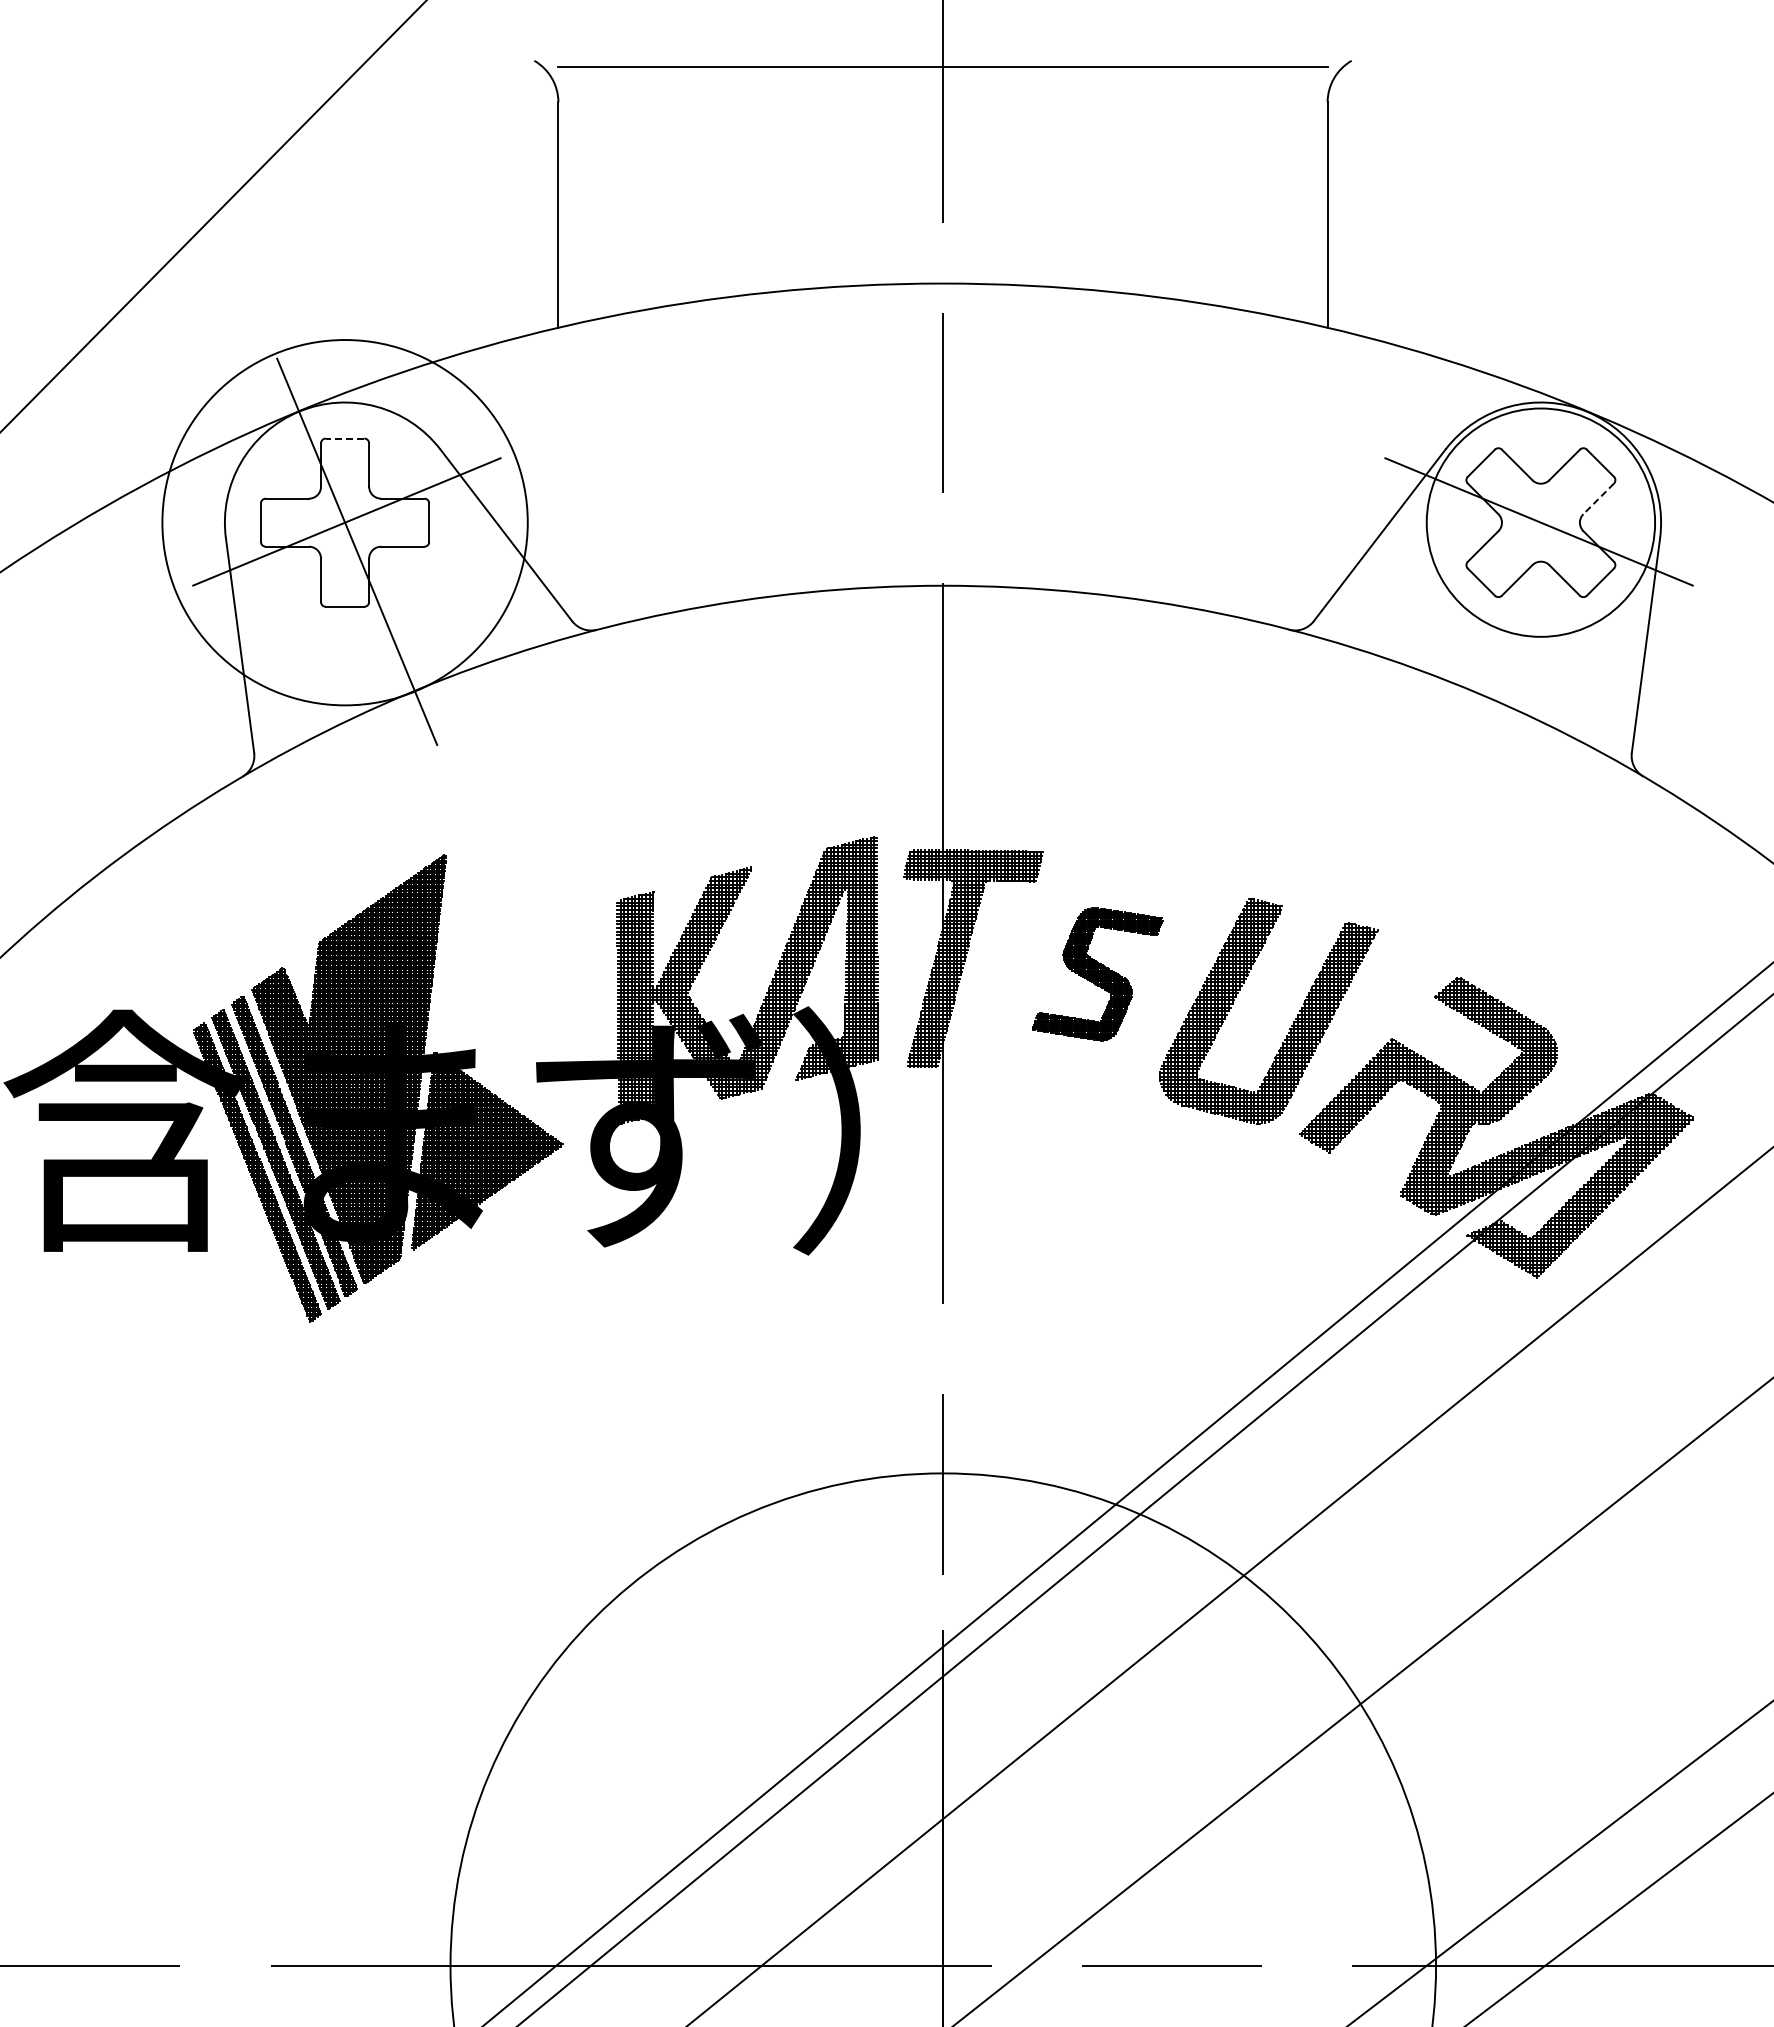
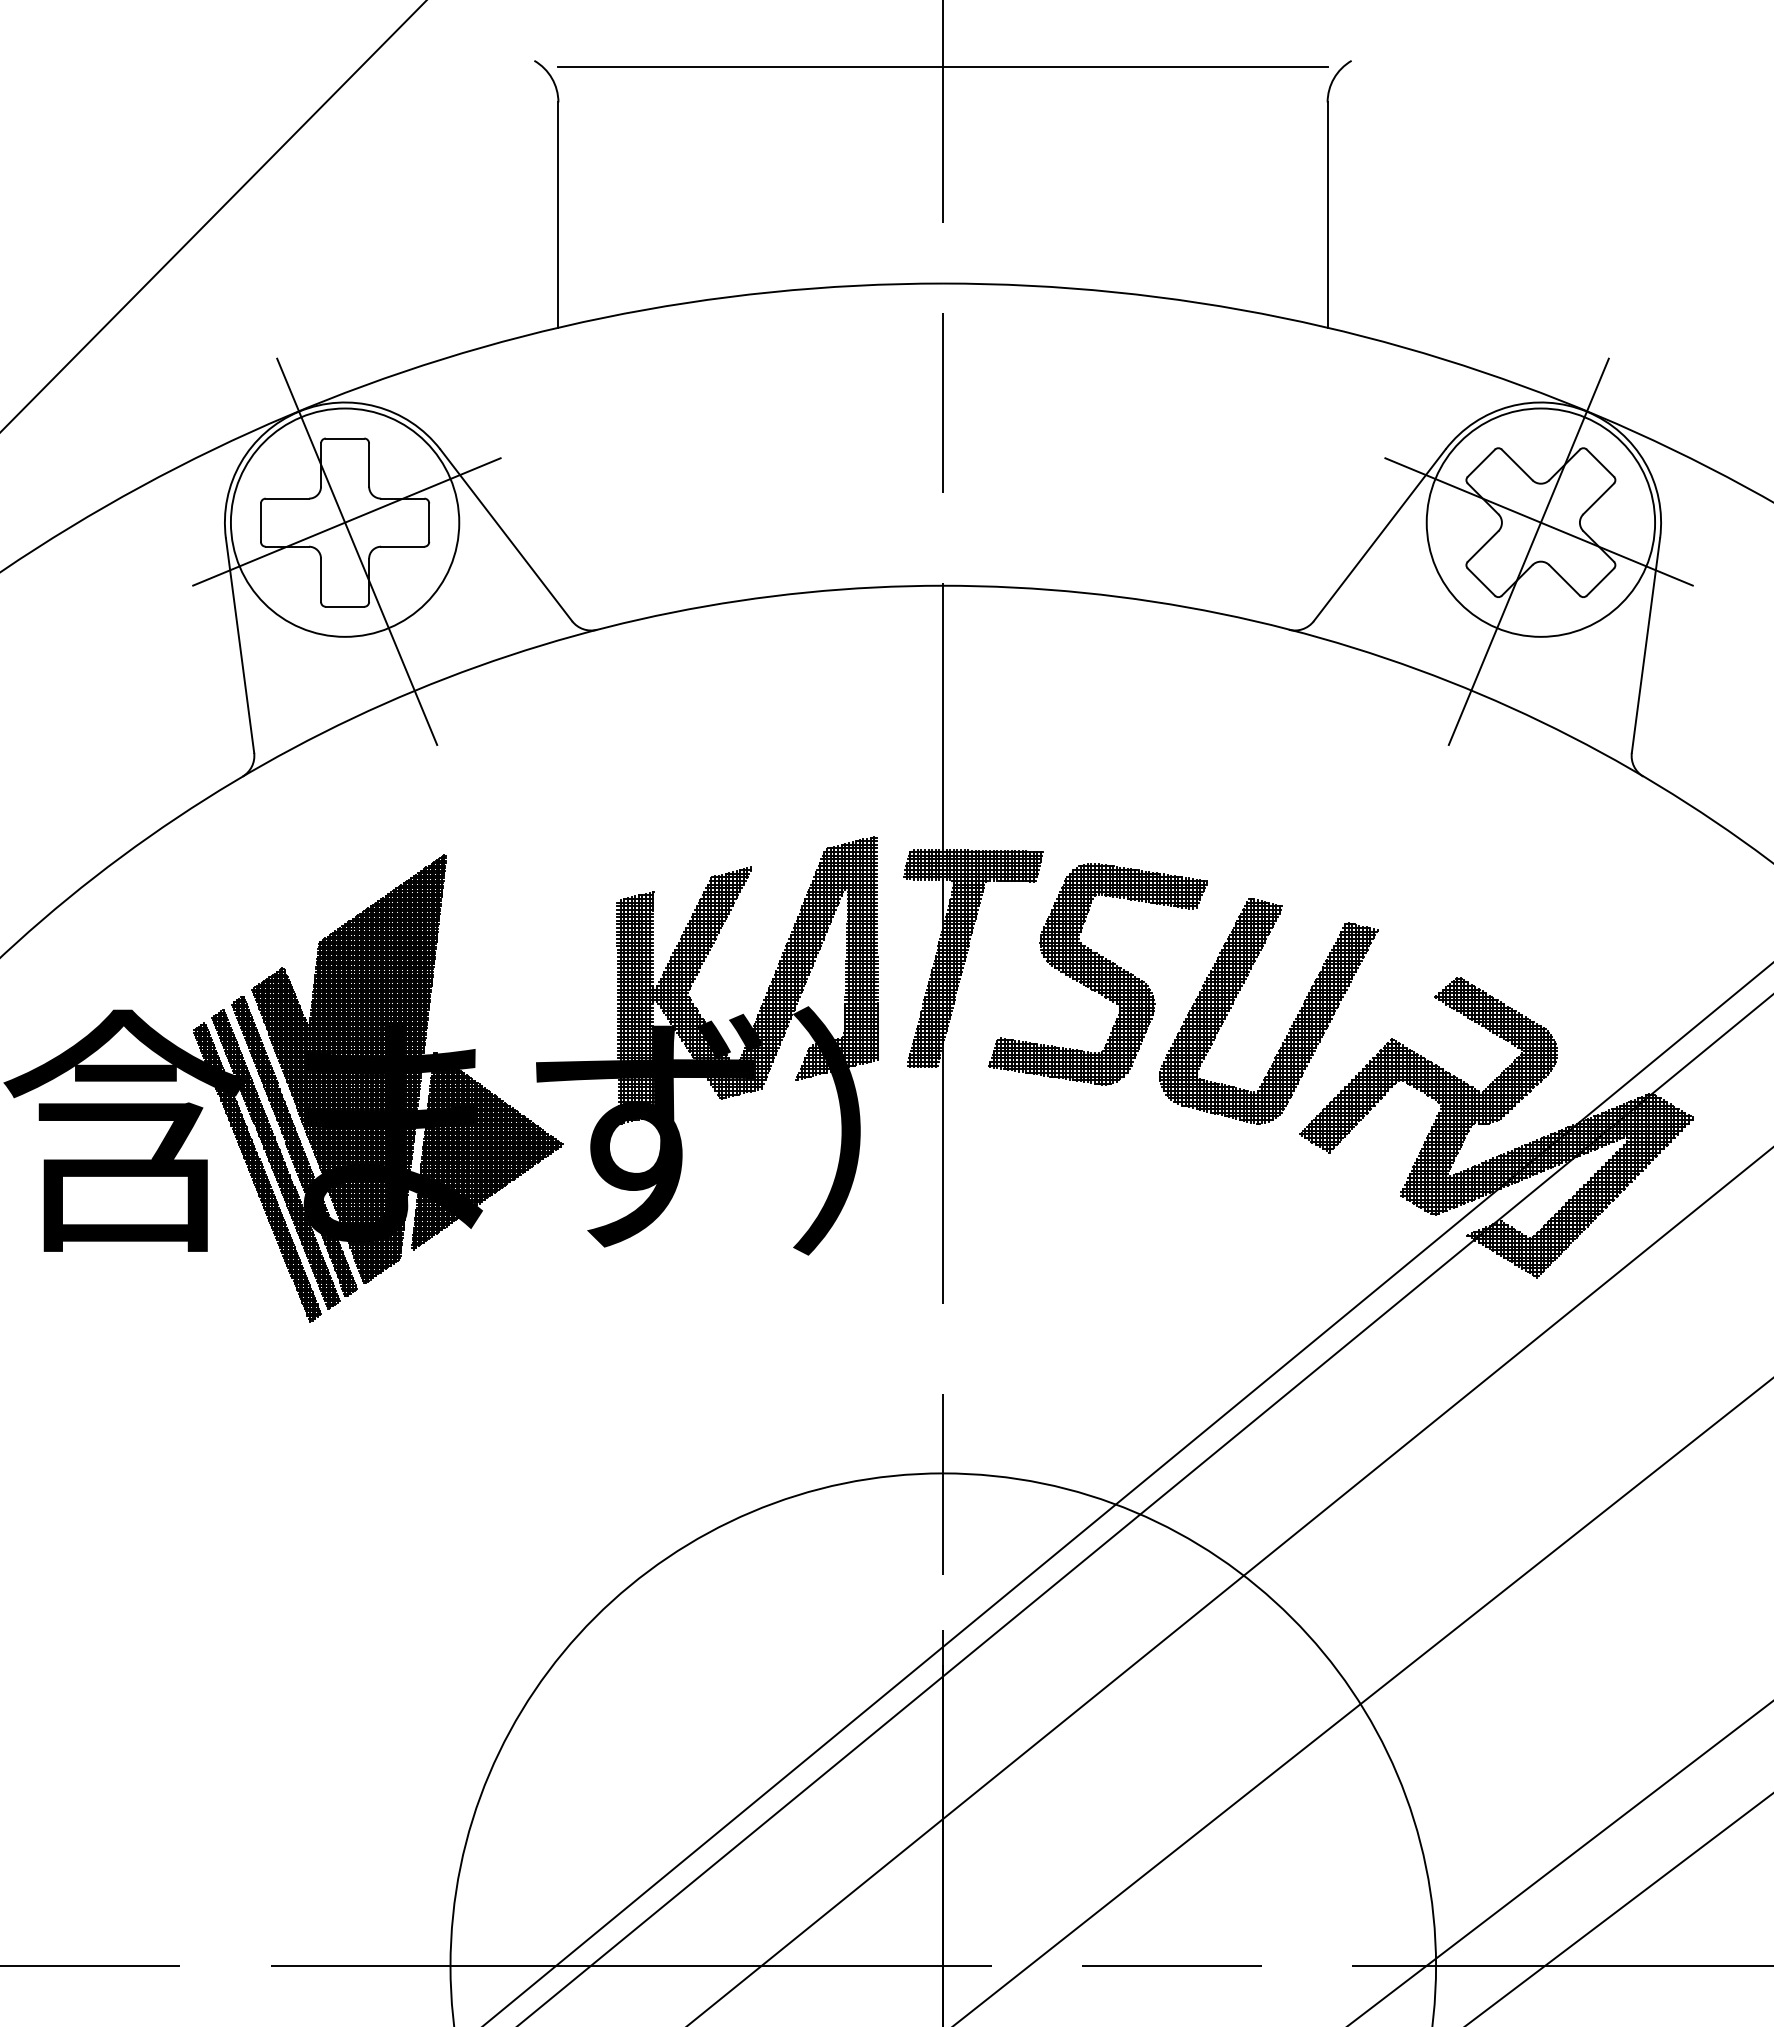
line: dashed -> solid (344, 438)
line: dashed -> solid (1598, 498)
circle diameter: 365 px -> 228 px (344, 522)
line: none -> present (1528, 551)
part size: 132x135 px -> 220x223 px (1097, 974)
